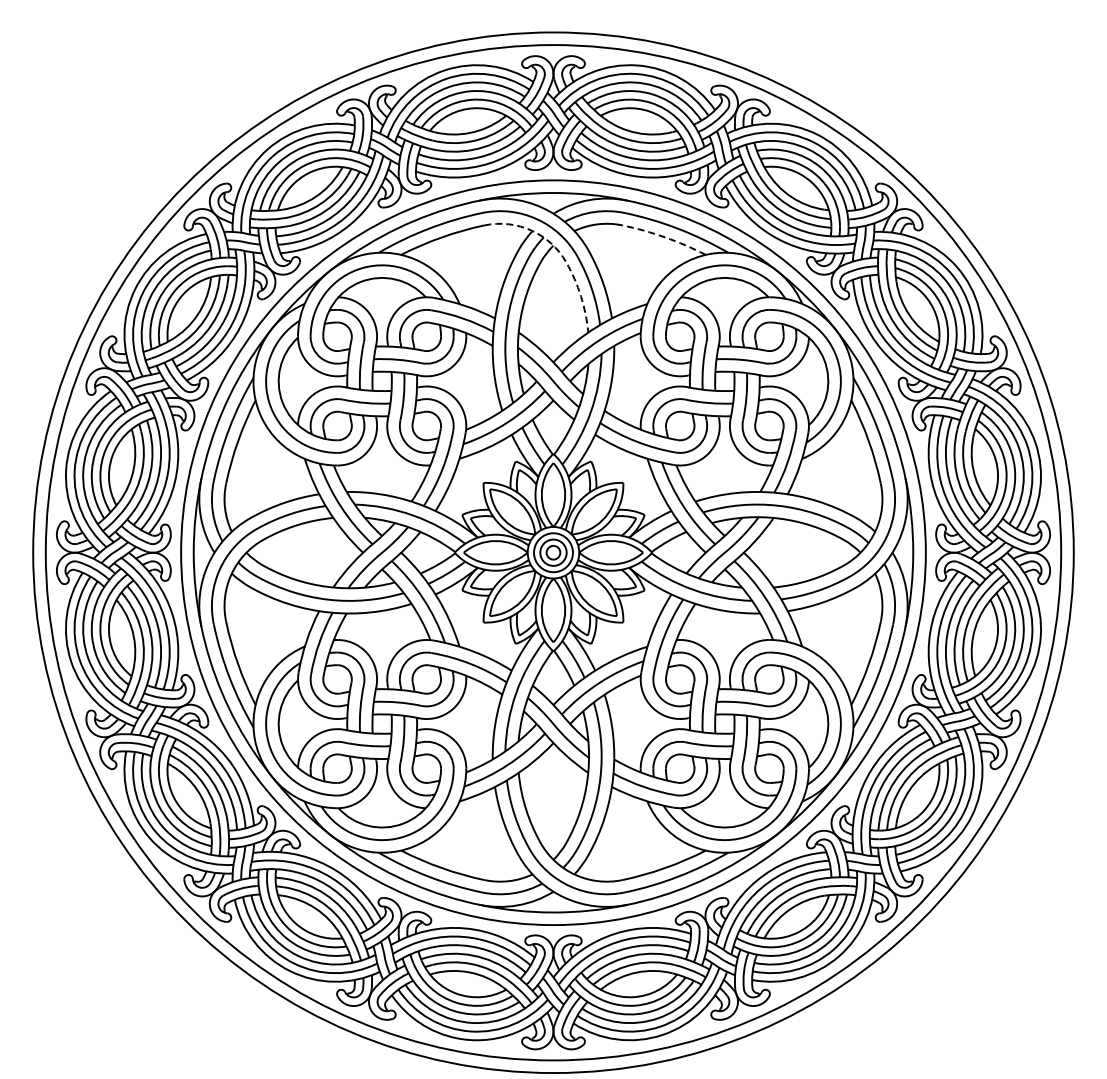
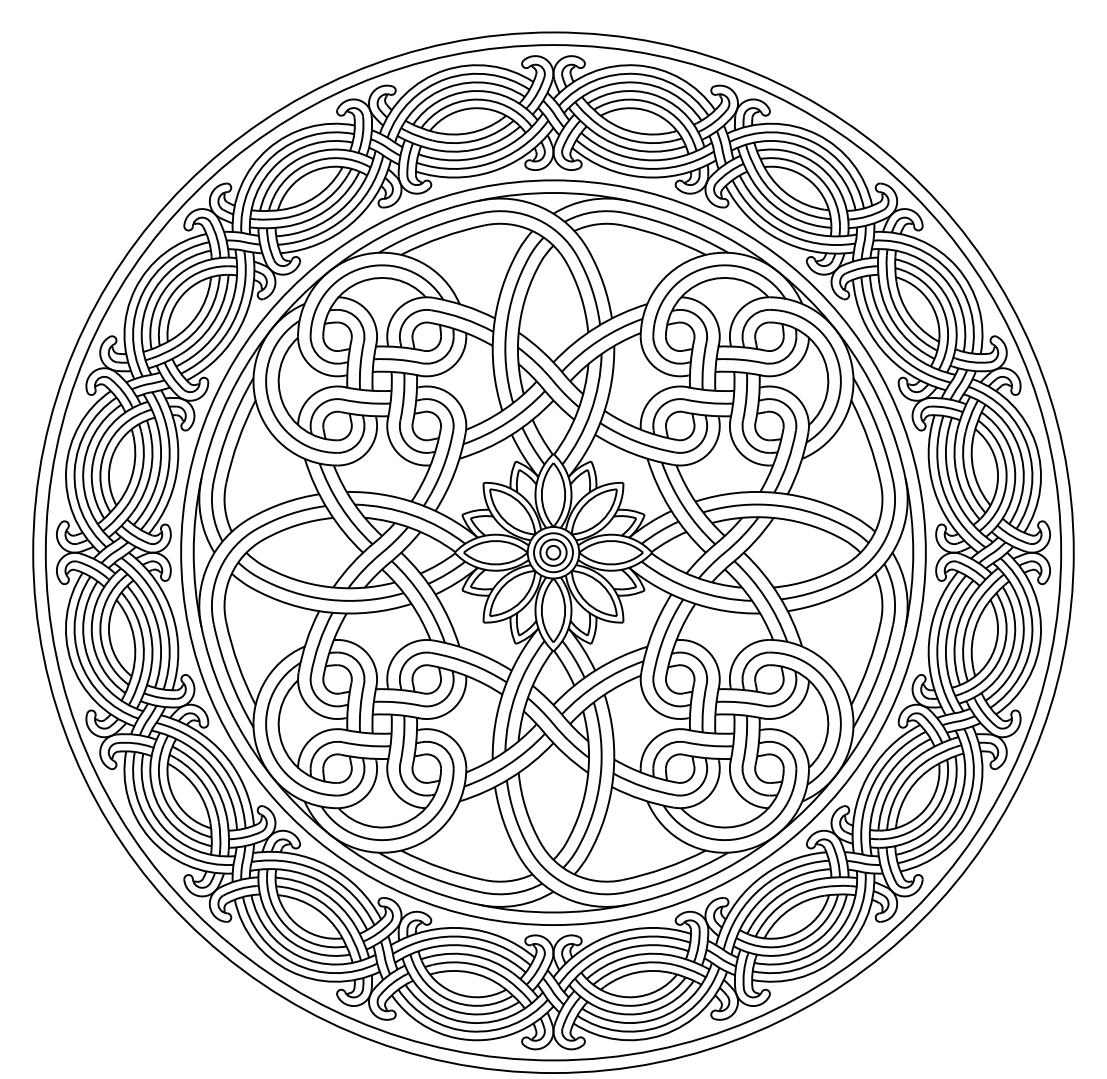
arc: dashed -> solid (665, 237)
line: dashed -> solid (559, 252)
